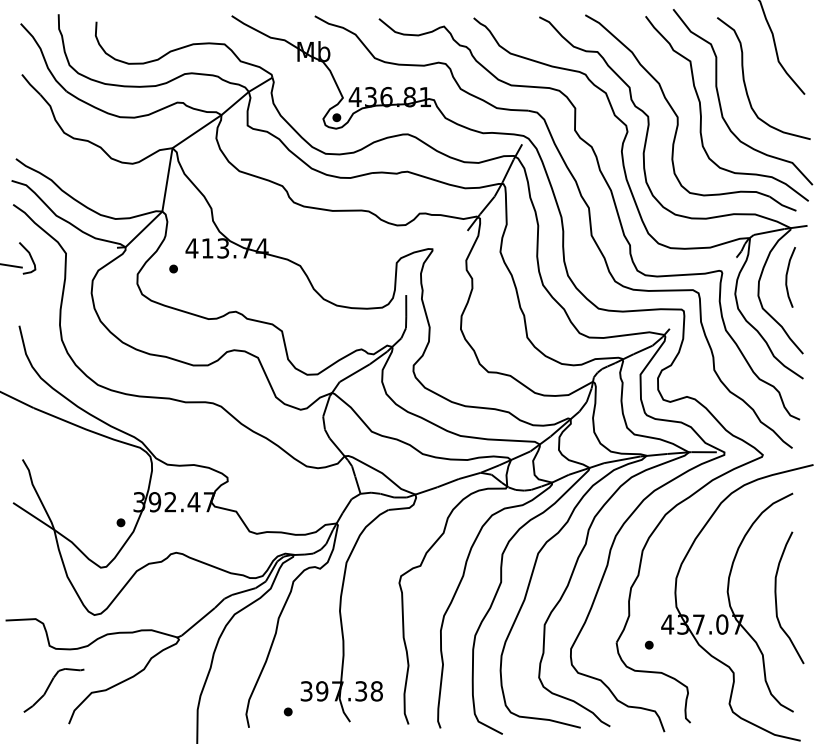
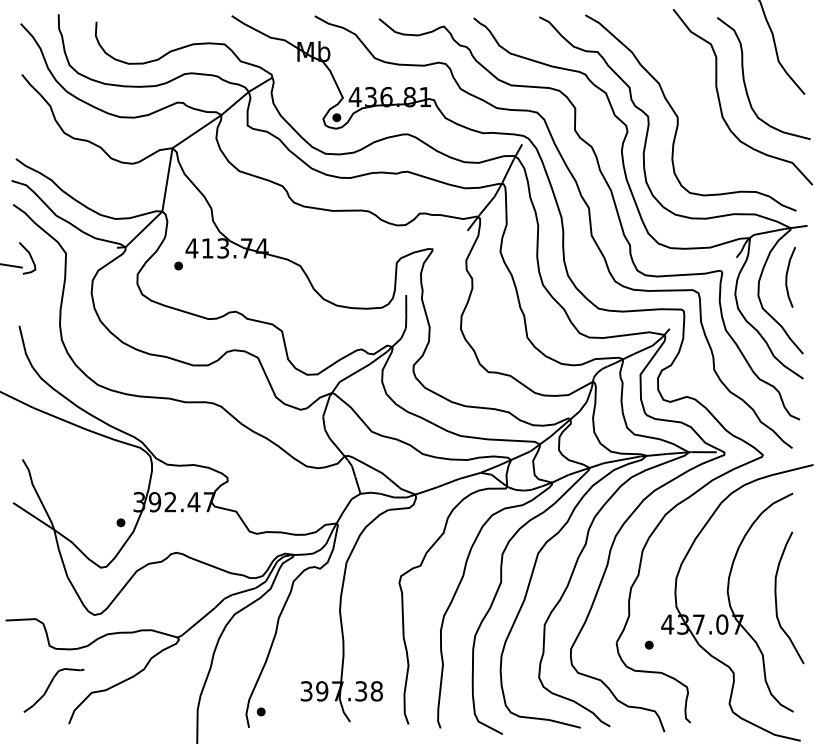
curve: present -> none (701, 108)
part position: (173, 268) -> (178, 265) (178, 265)
part position: (287, 711) -> (260, 711) (260, 711)
